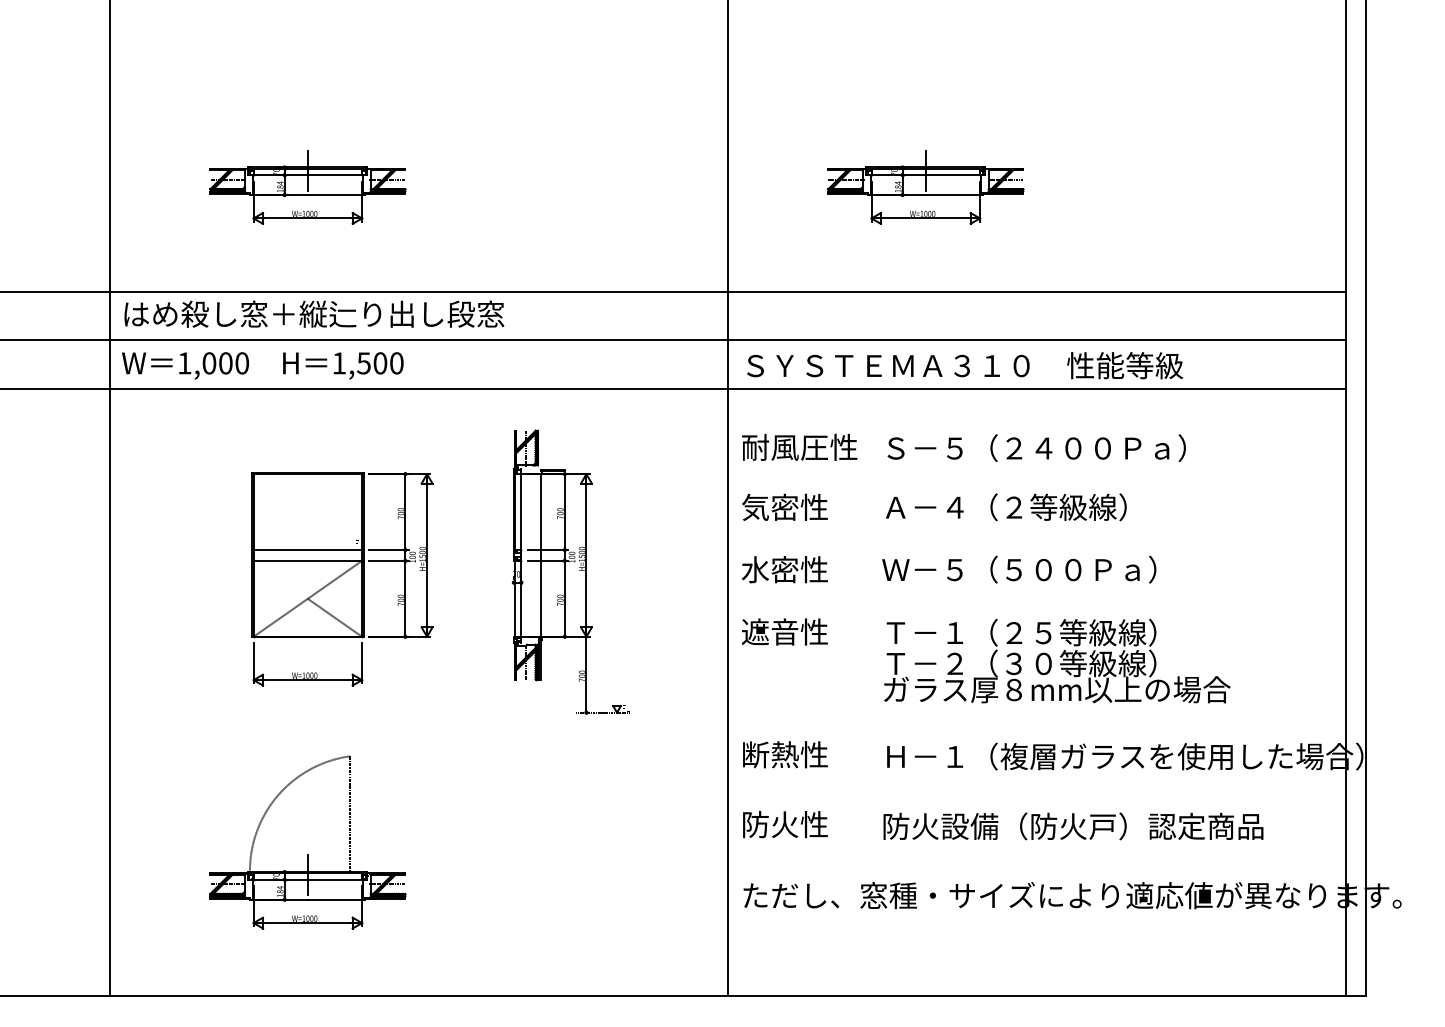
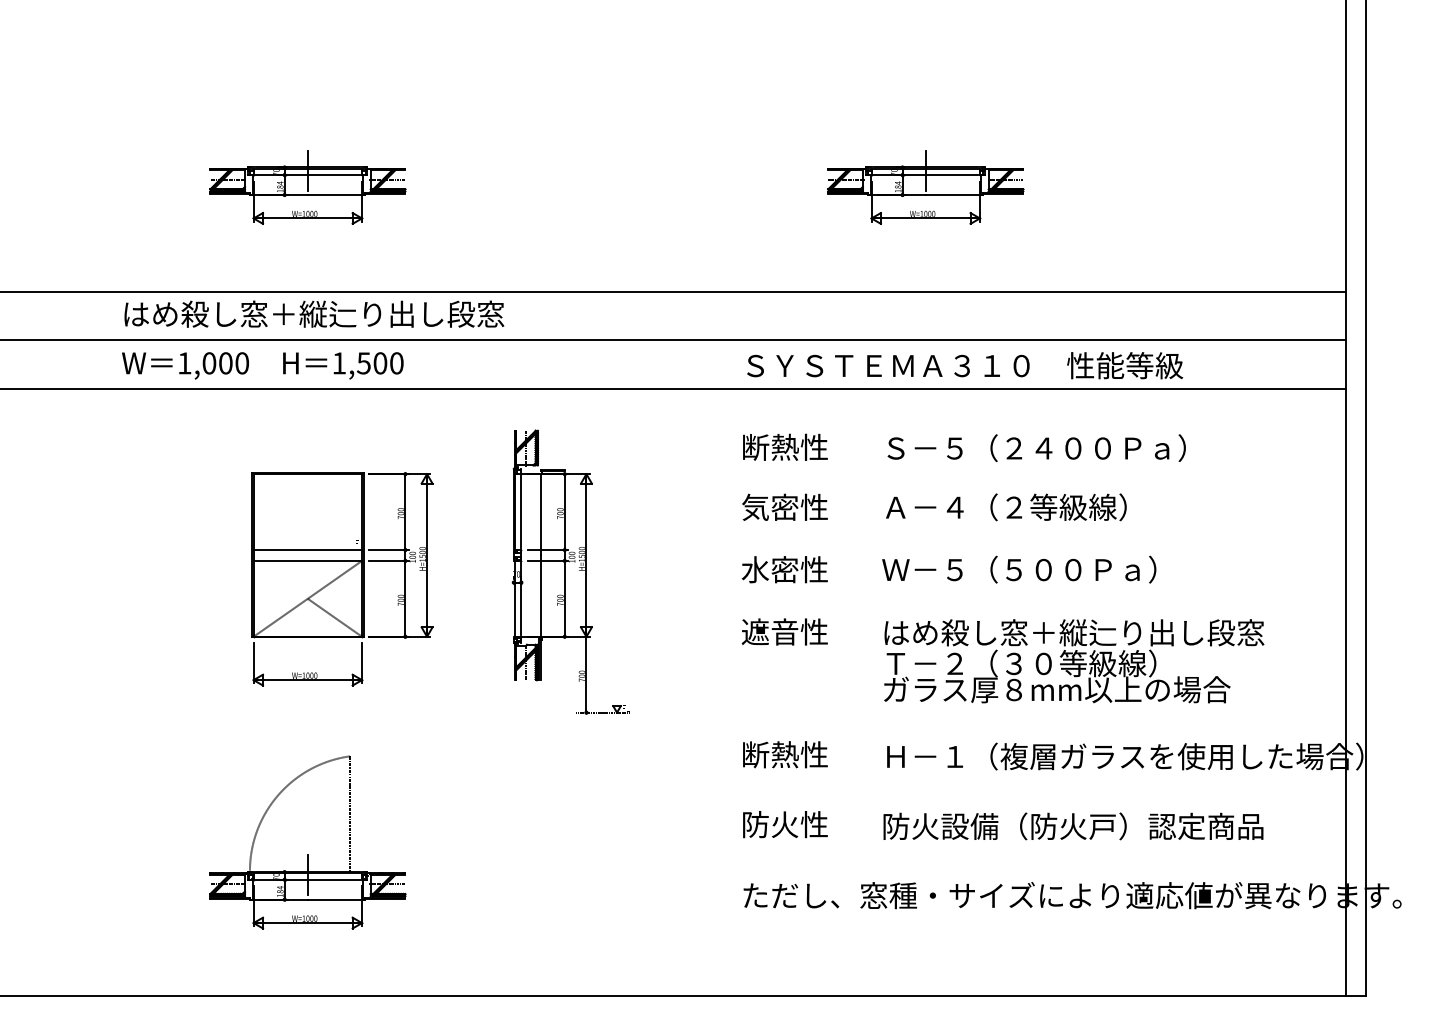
text: 耐風圧性 -> 断熱性 (799, 446)
line: present -> none (110, 499)
line: present -> none (728, 499)
text: Ｔ－１（２５等級線） -> はめ殺し窓＋縦辷り出し段窓 (1074, 632)
